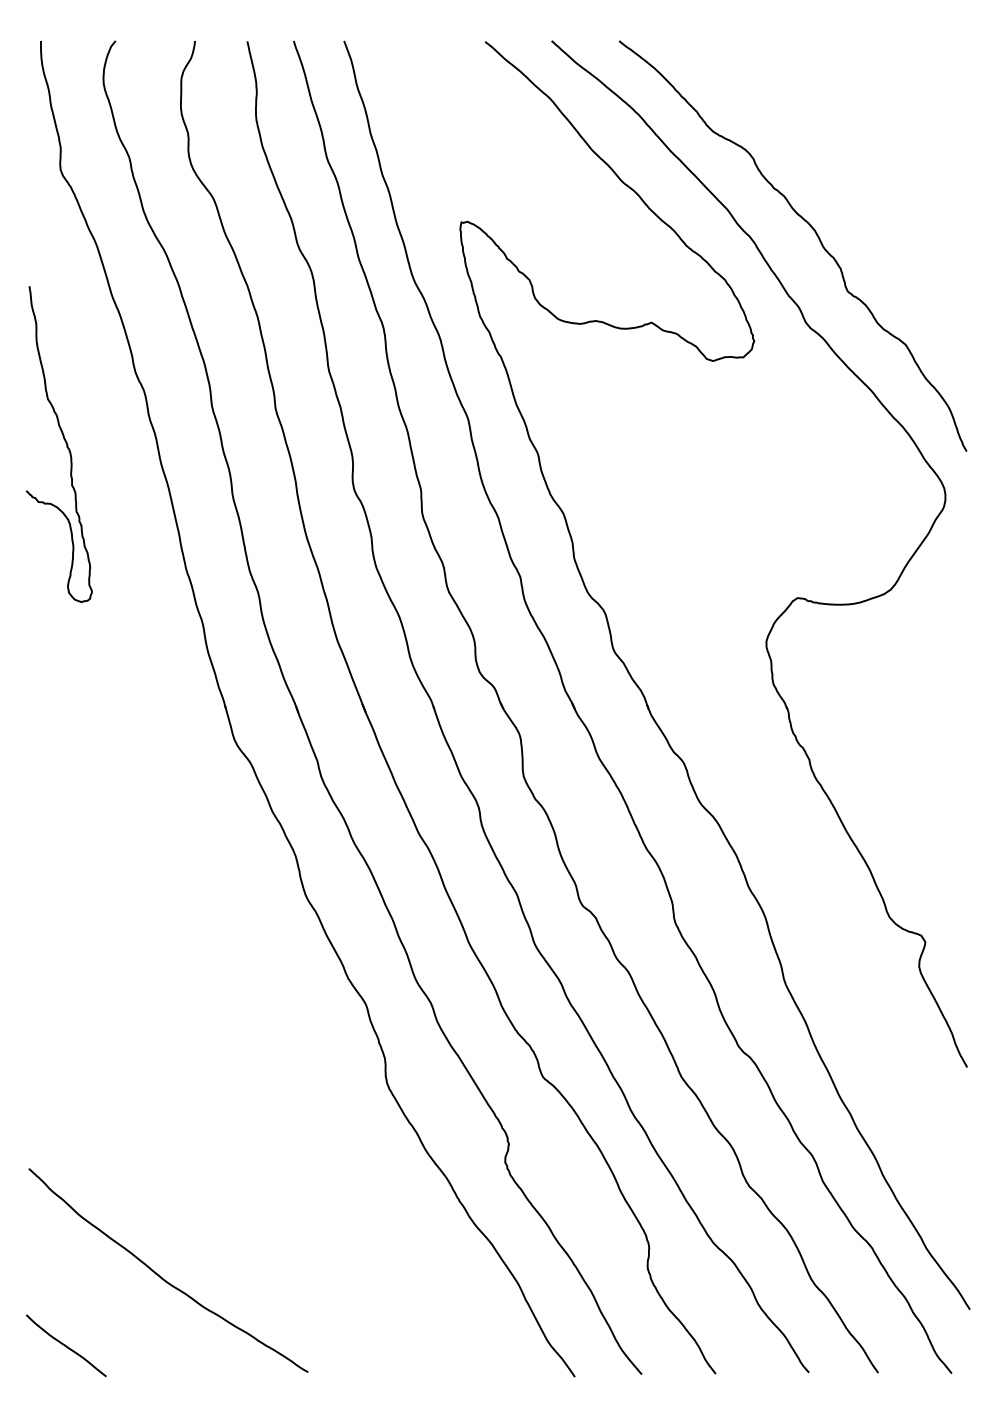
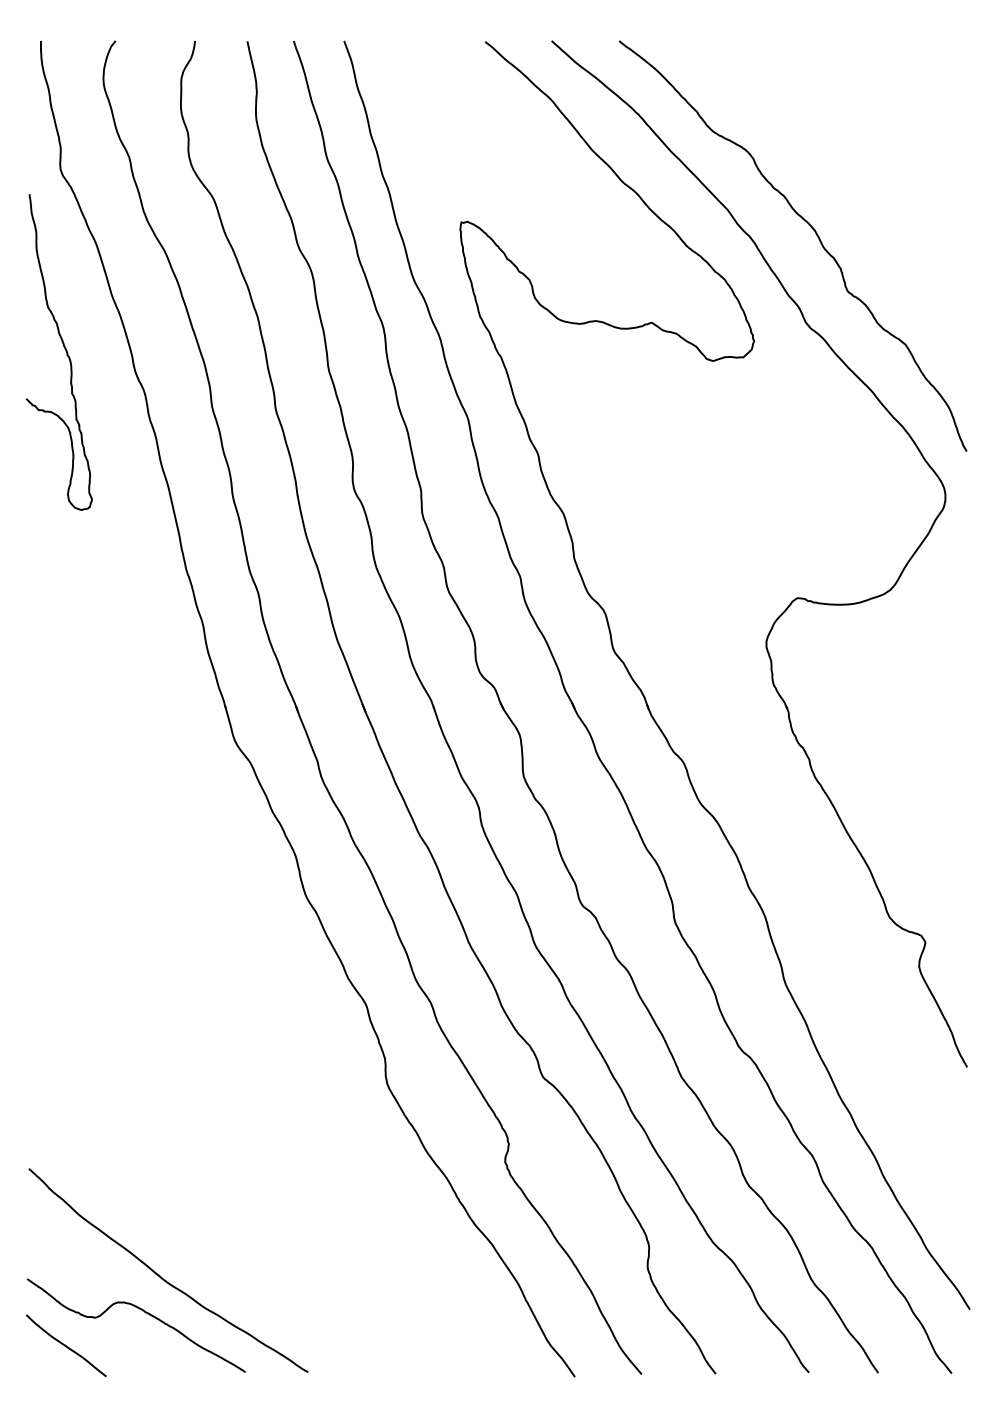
curve position: (64, 441) -> (64, 349) (64, 349)
curve: none -> present (145, 1313)
